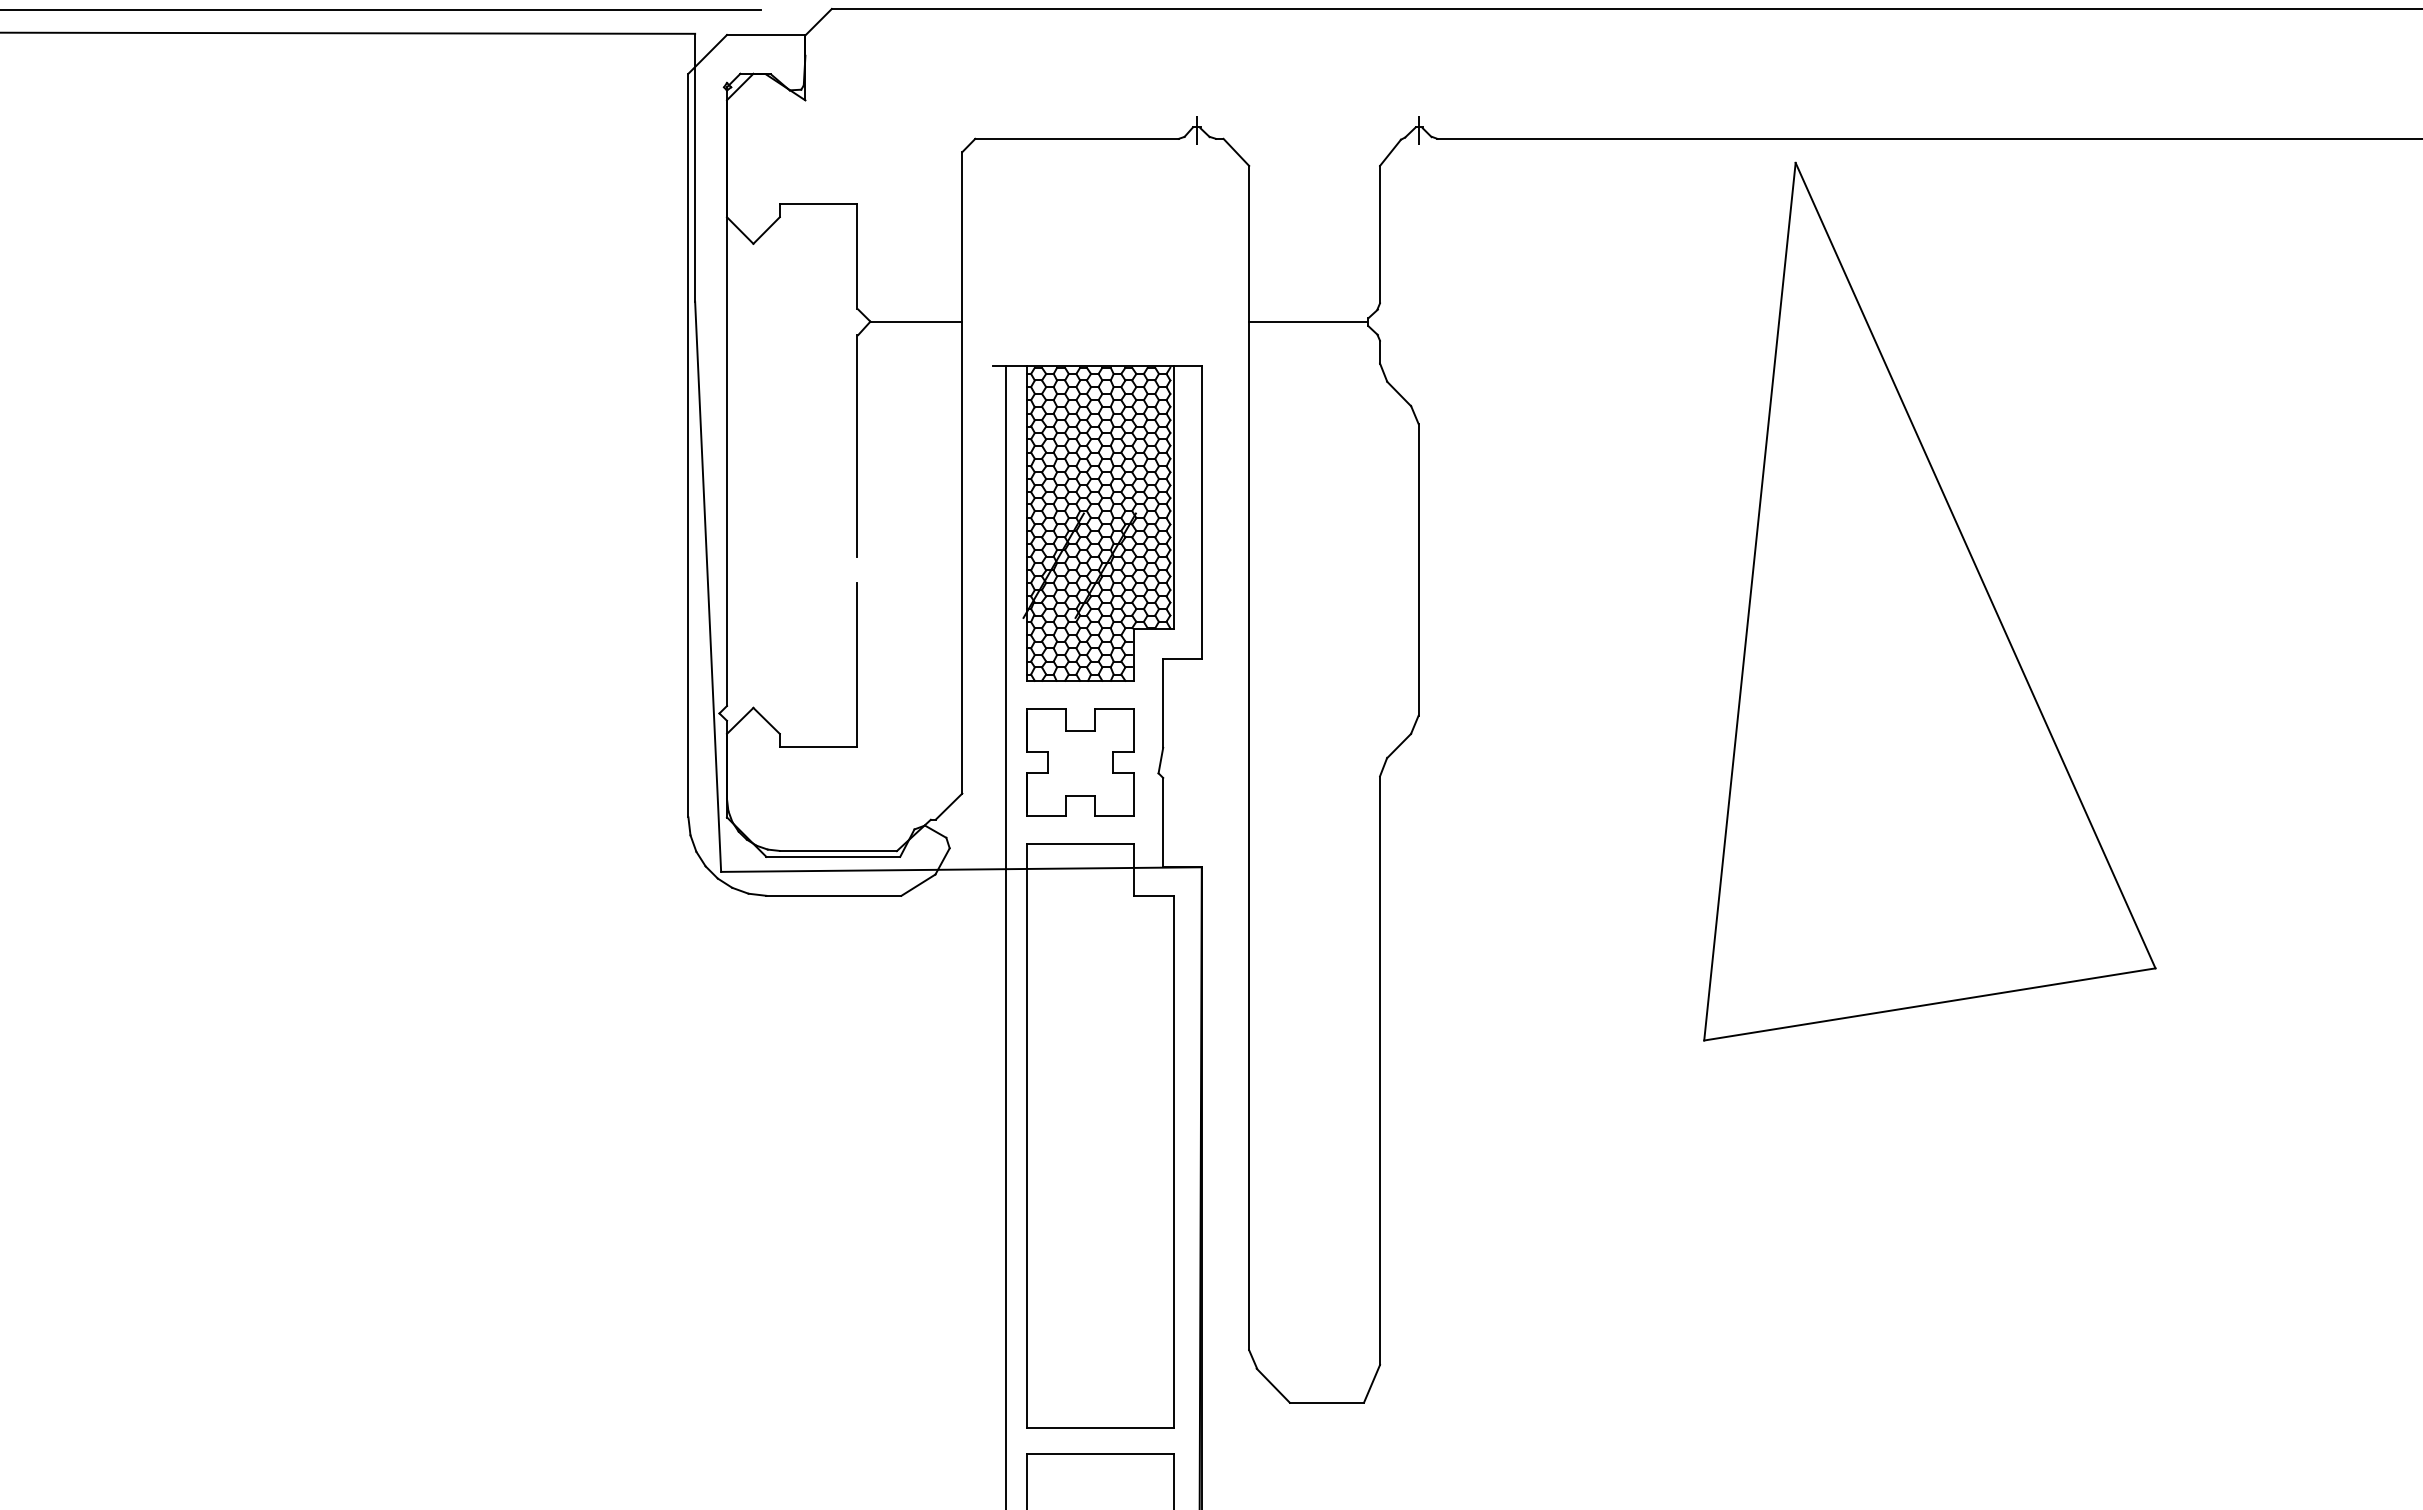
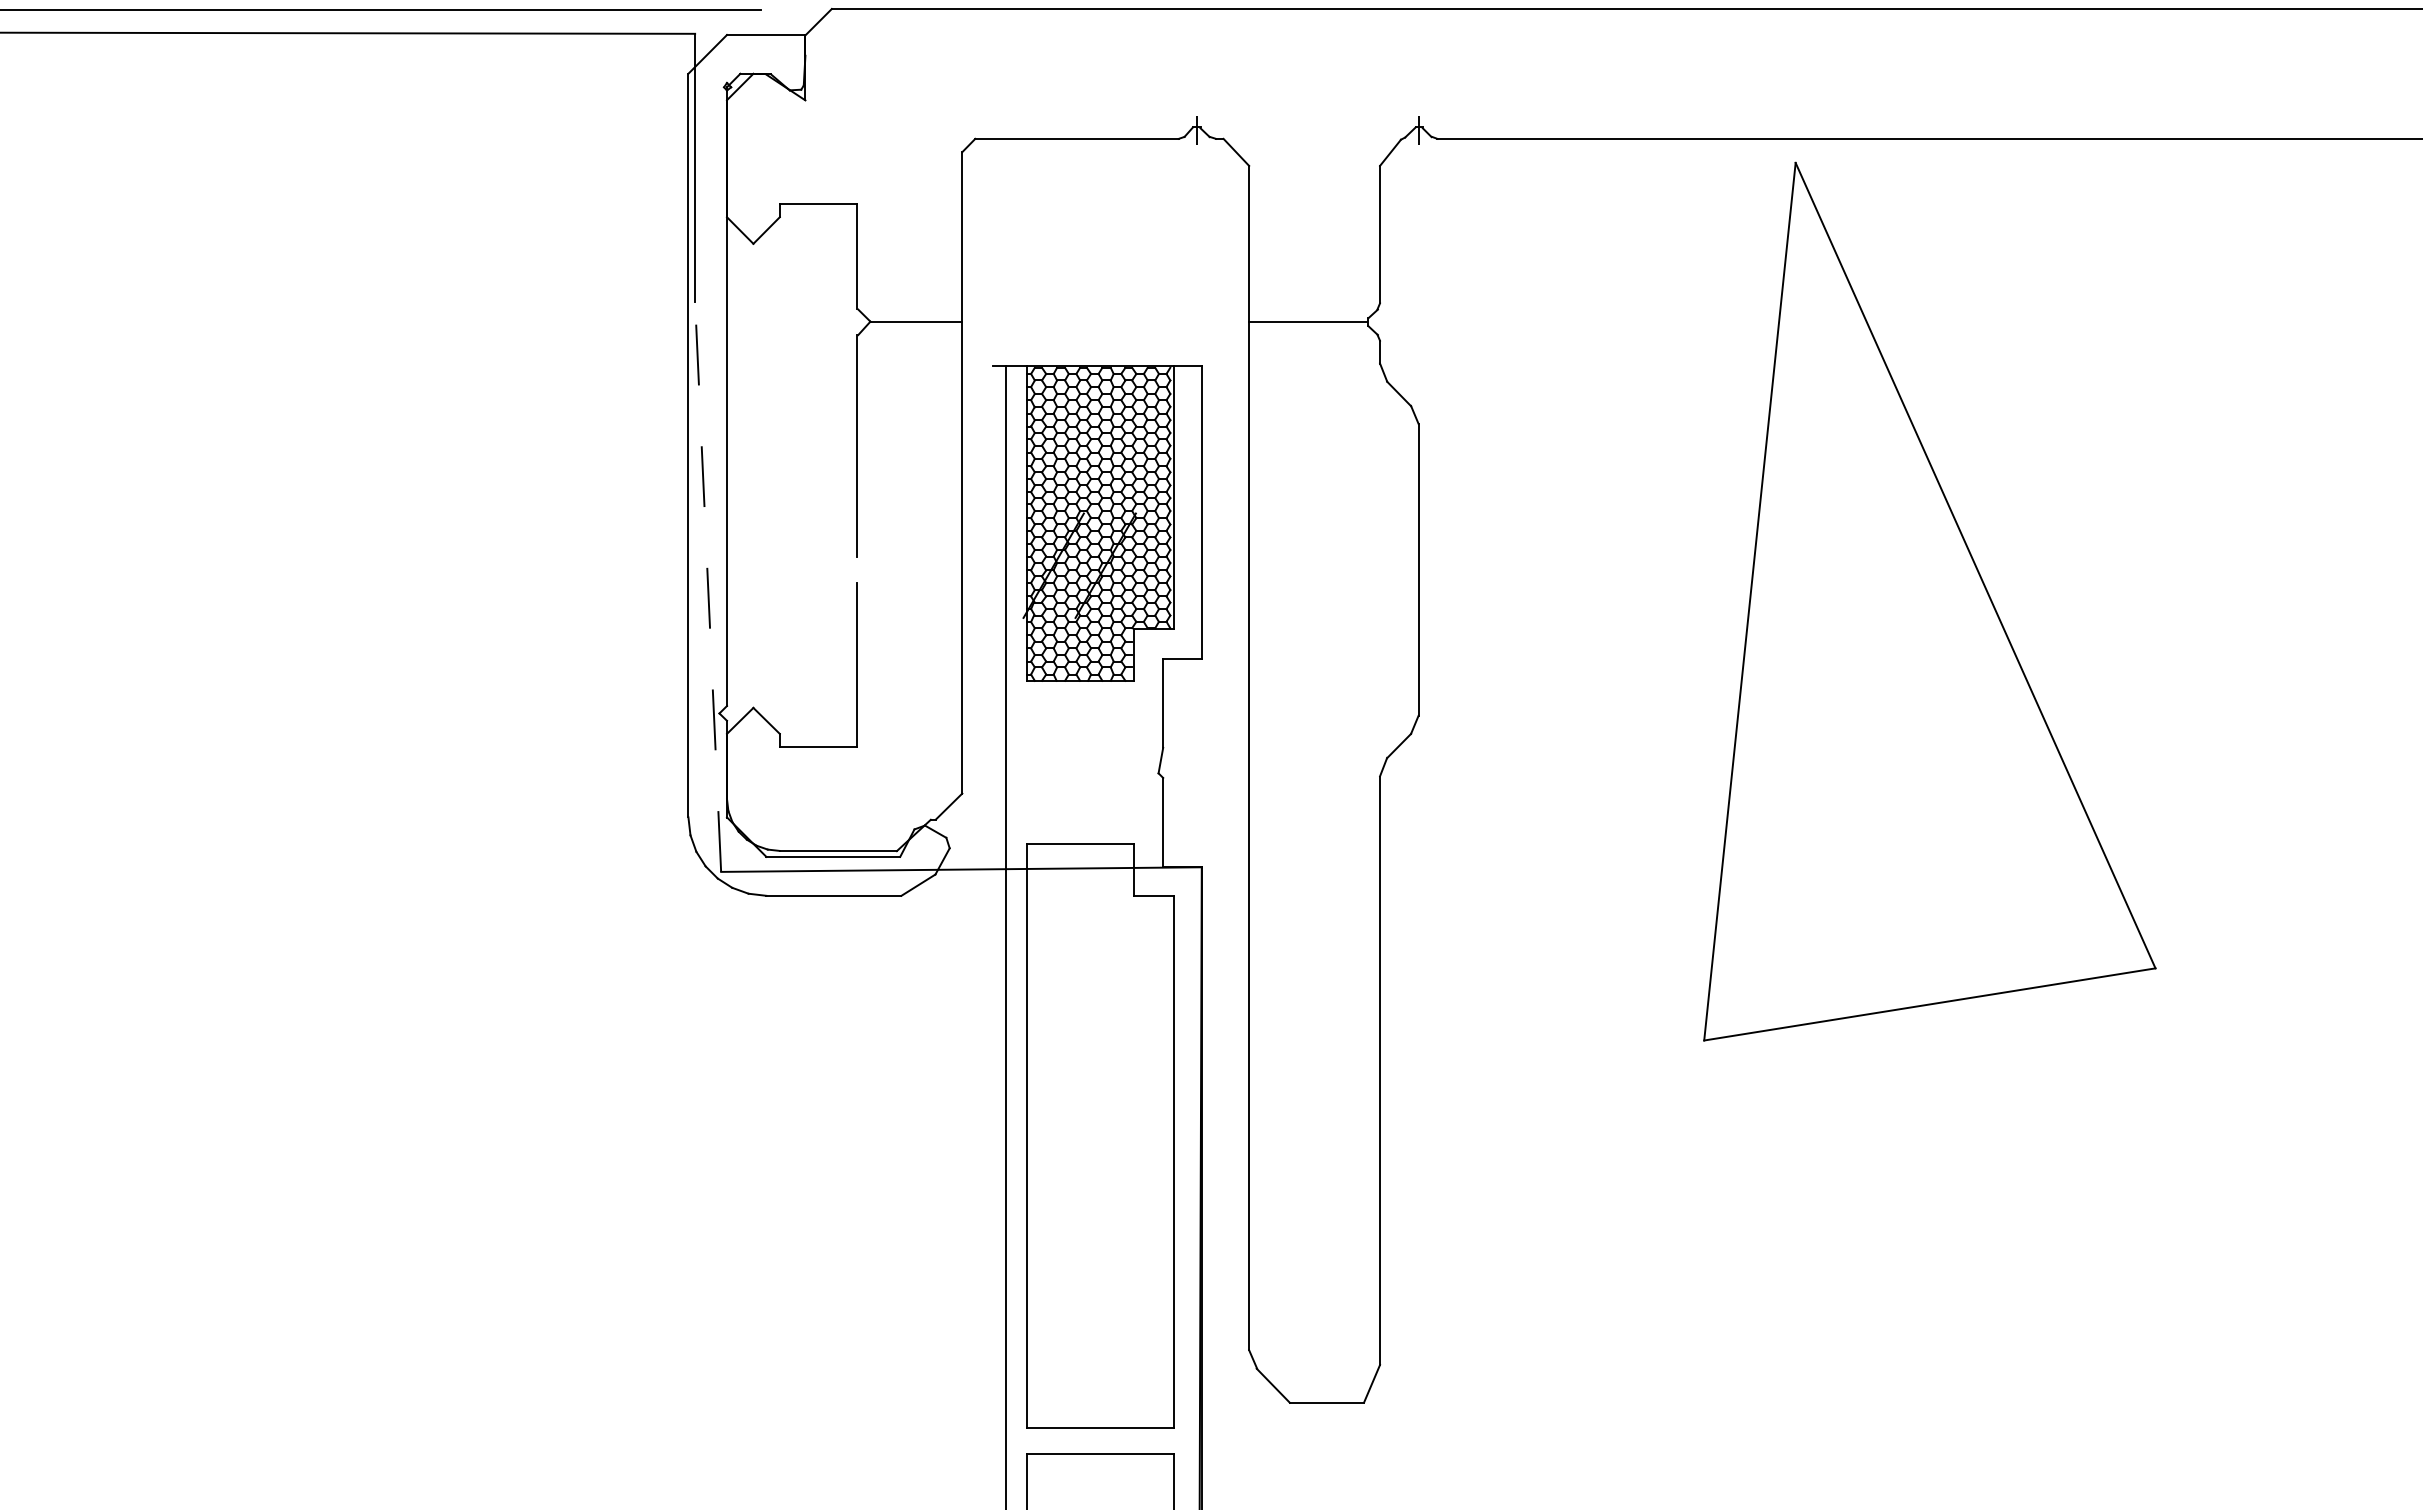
line: solid -> dashed (708, 586)
part: present -> none (1080, 762)
